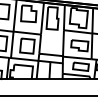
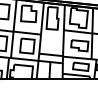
line: present -> none (48, 96)
